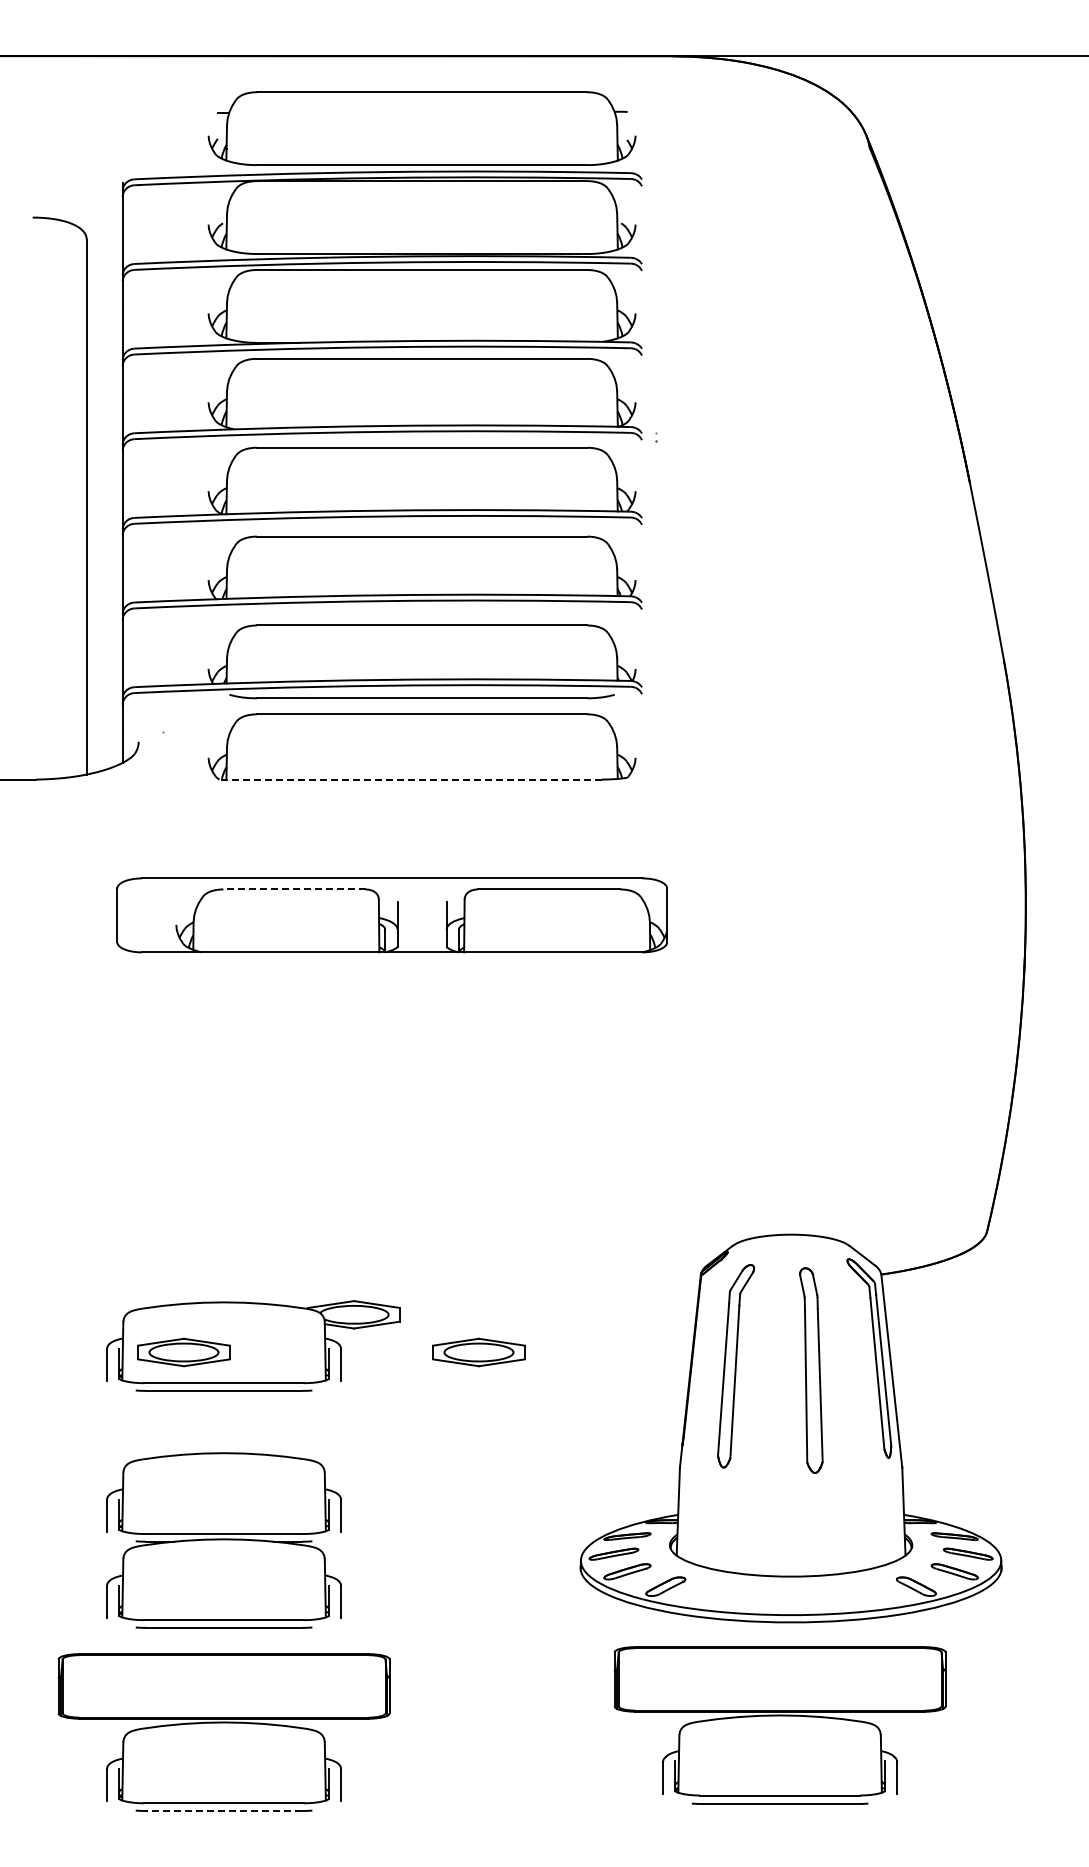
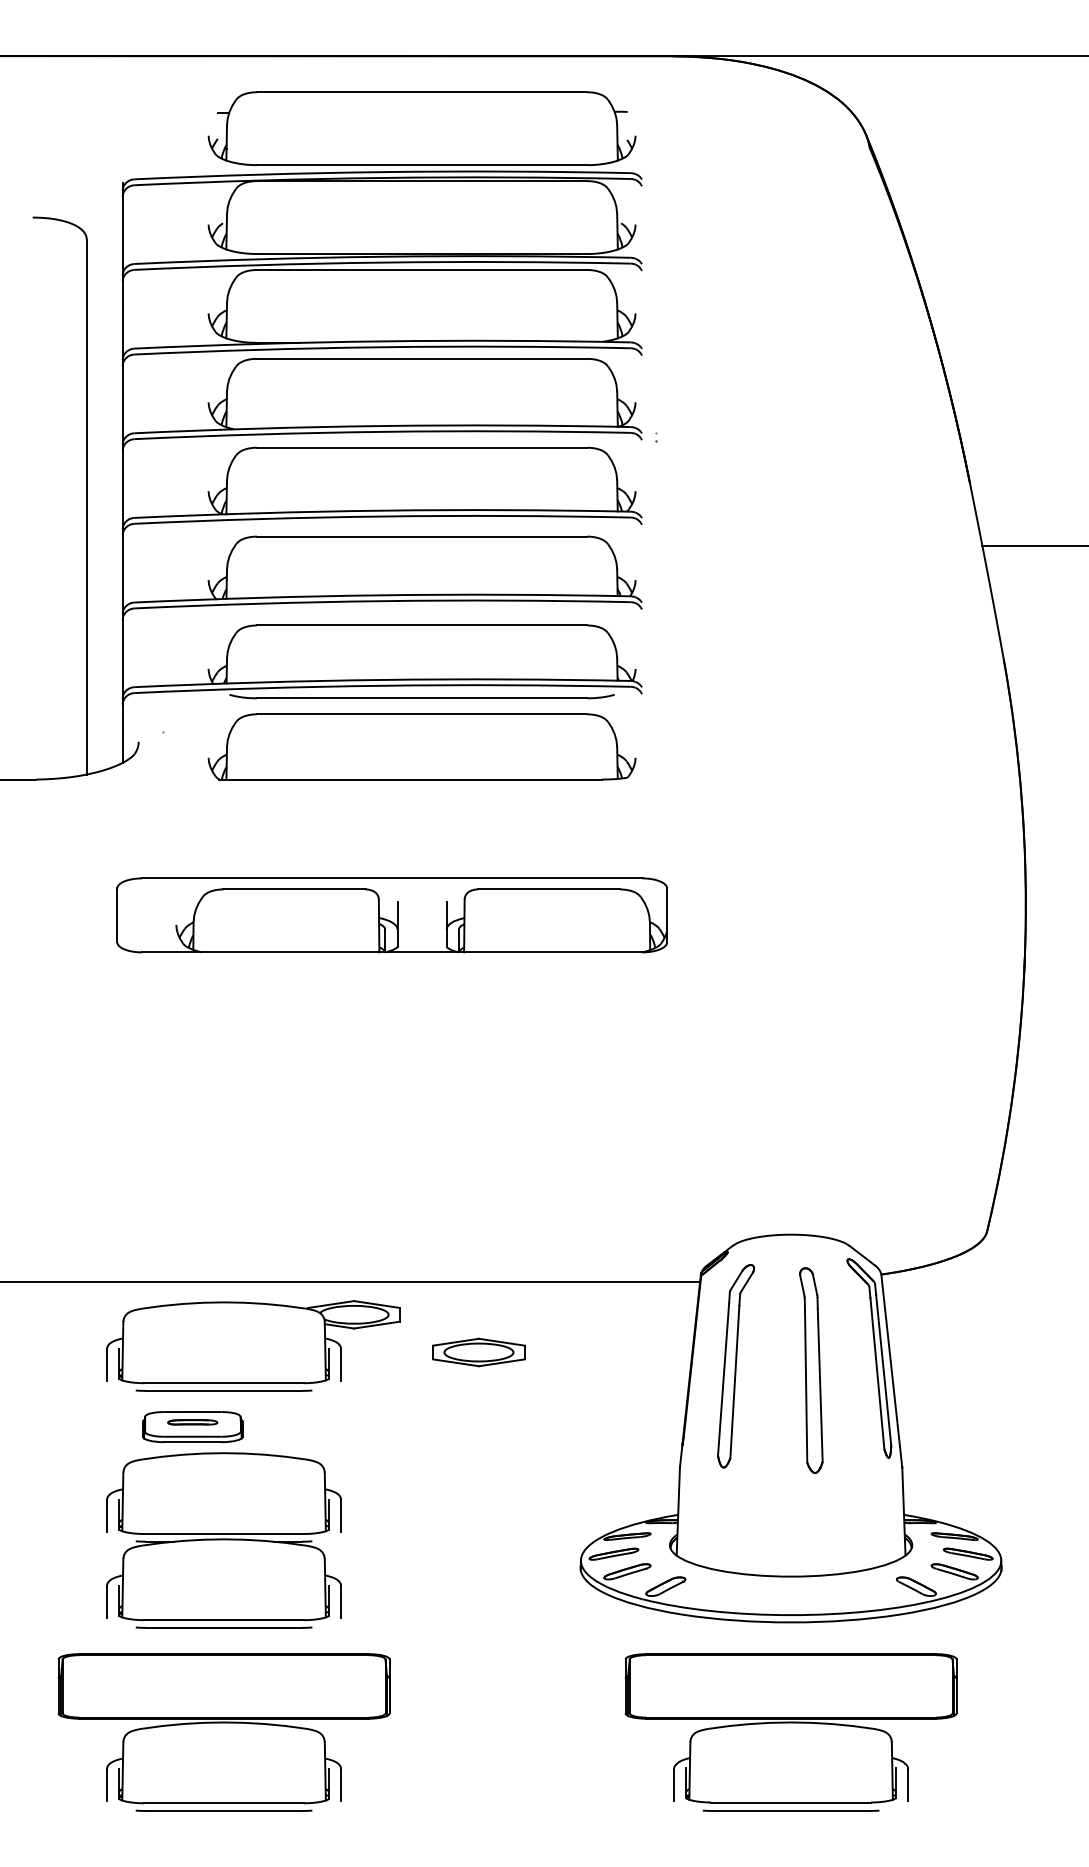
line: none -> present (1033, 545)
line: dashed -> solid (410, 779)
line: dashed -> solid (294, 889)
line: none -> present (351, 1281)
part: present -> none (183, 1352)
part: none -> present (192, 1427)
part position: (779, 1725) -> (790, 1732) (790, 1732)
line: dashed -> solid (223, 1810)
